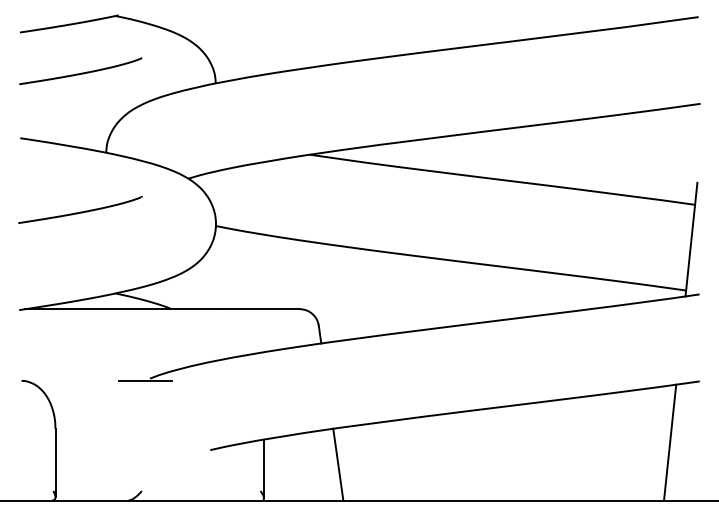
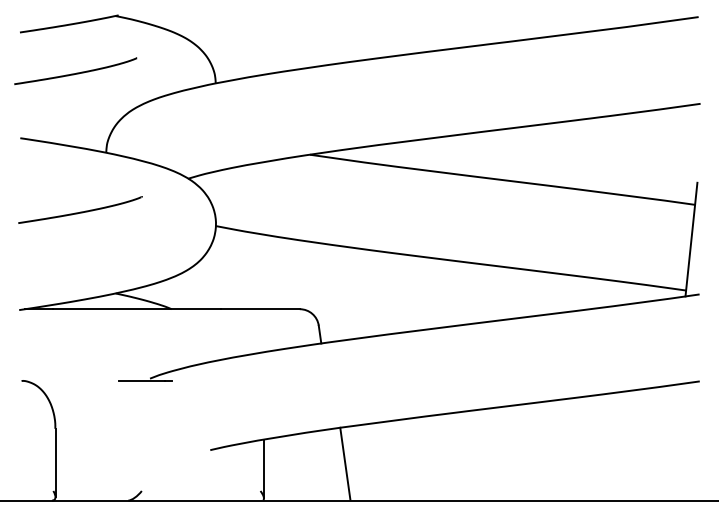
curve position: (81, 72) -> (76, 72) (76, 72)
line: present -> none (670, 442)
line position: (338, 464) -> (345, 463) (345, 463)
